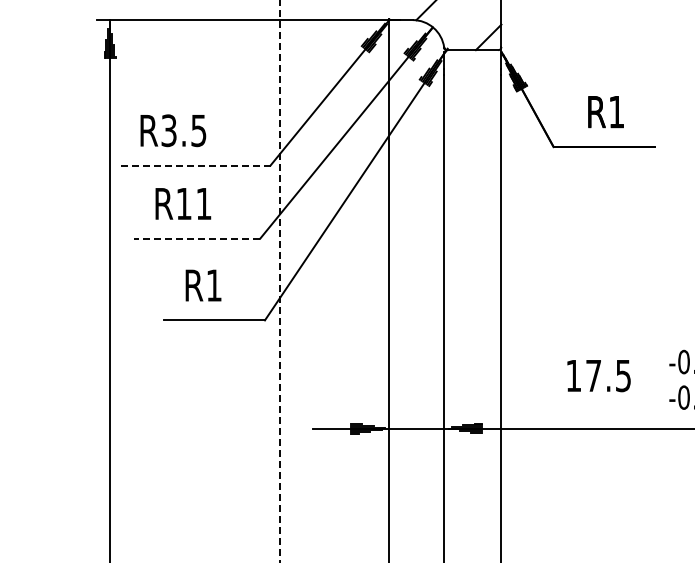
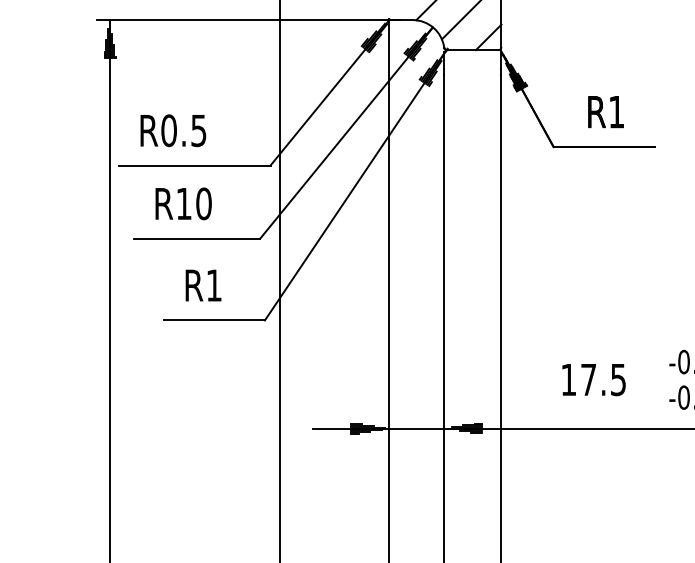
line: none -> present (459, 20)
text: R3.5 -> R0.5 (168, 130)
line: dashed -> solid (194, 165)
text: R11 -> R10 (203, 203)
line: dashed -> solid (196, 238)
line: dashed -> solid (279, 281)
text position: (598, 376) -> (593, 380) (593, 380)
